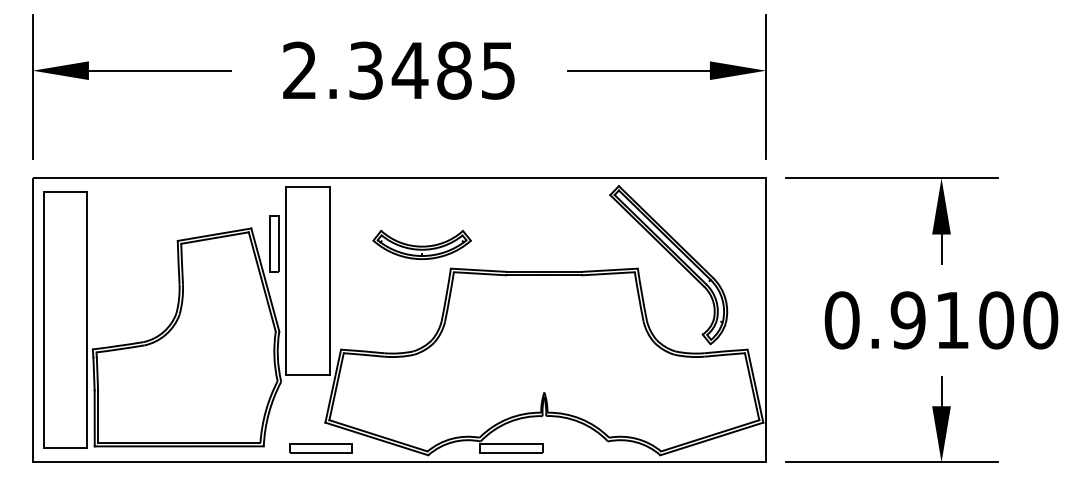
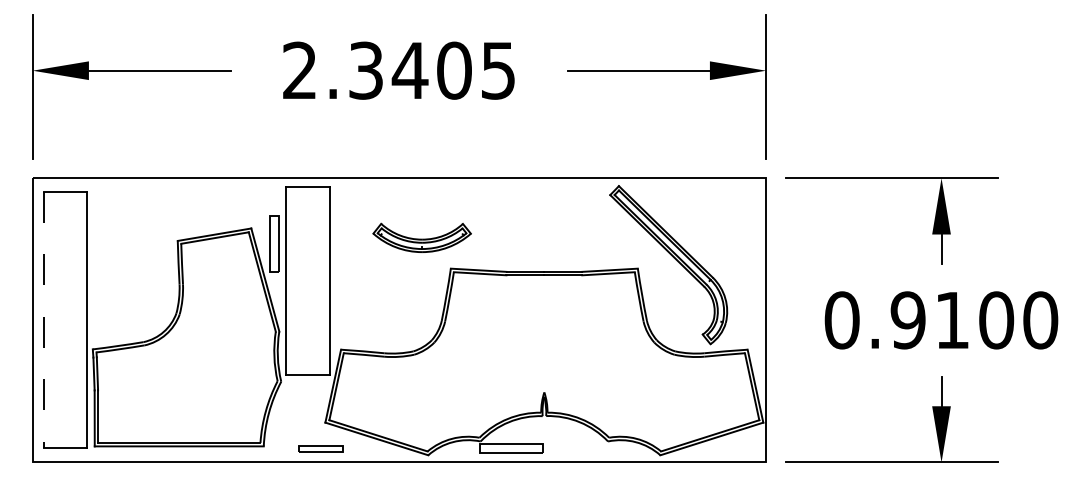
text: 2.3485 -> 2.3405 (454, 70)
part position: (421, 244) -> (421, 237) (421, 237)
line: solid -> dashed (43, 320)
part size: 64x11 px -> 46x8 px (320, 448)
